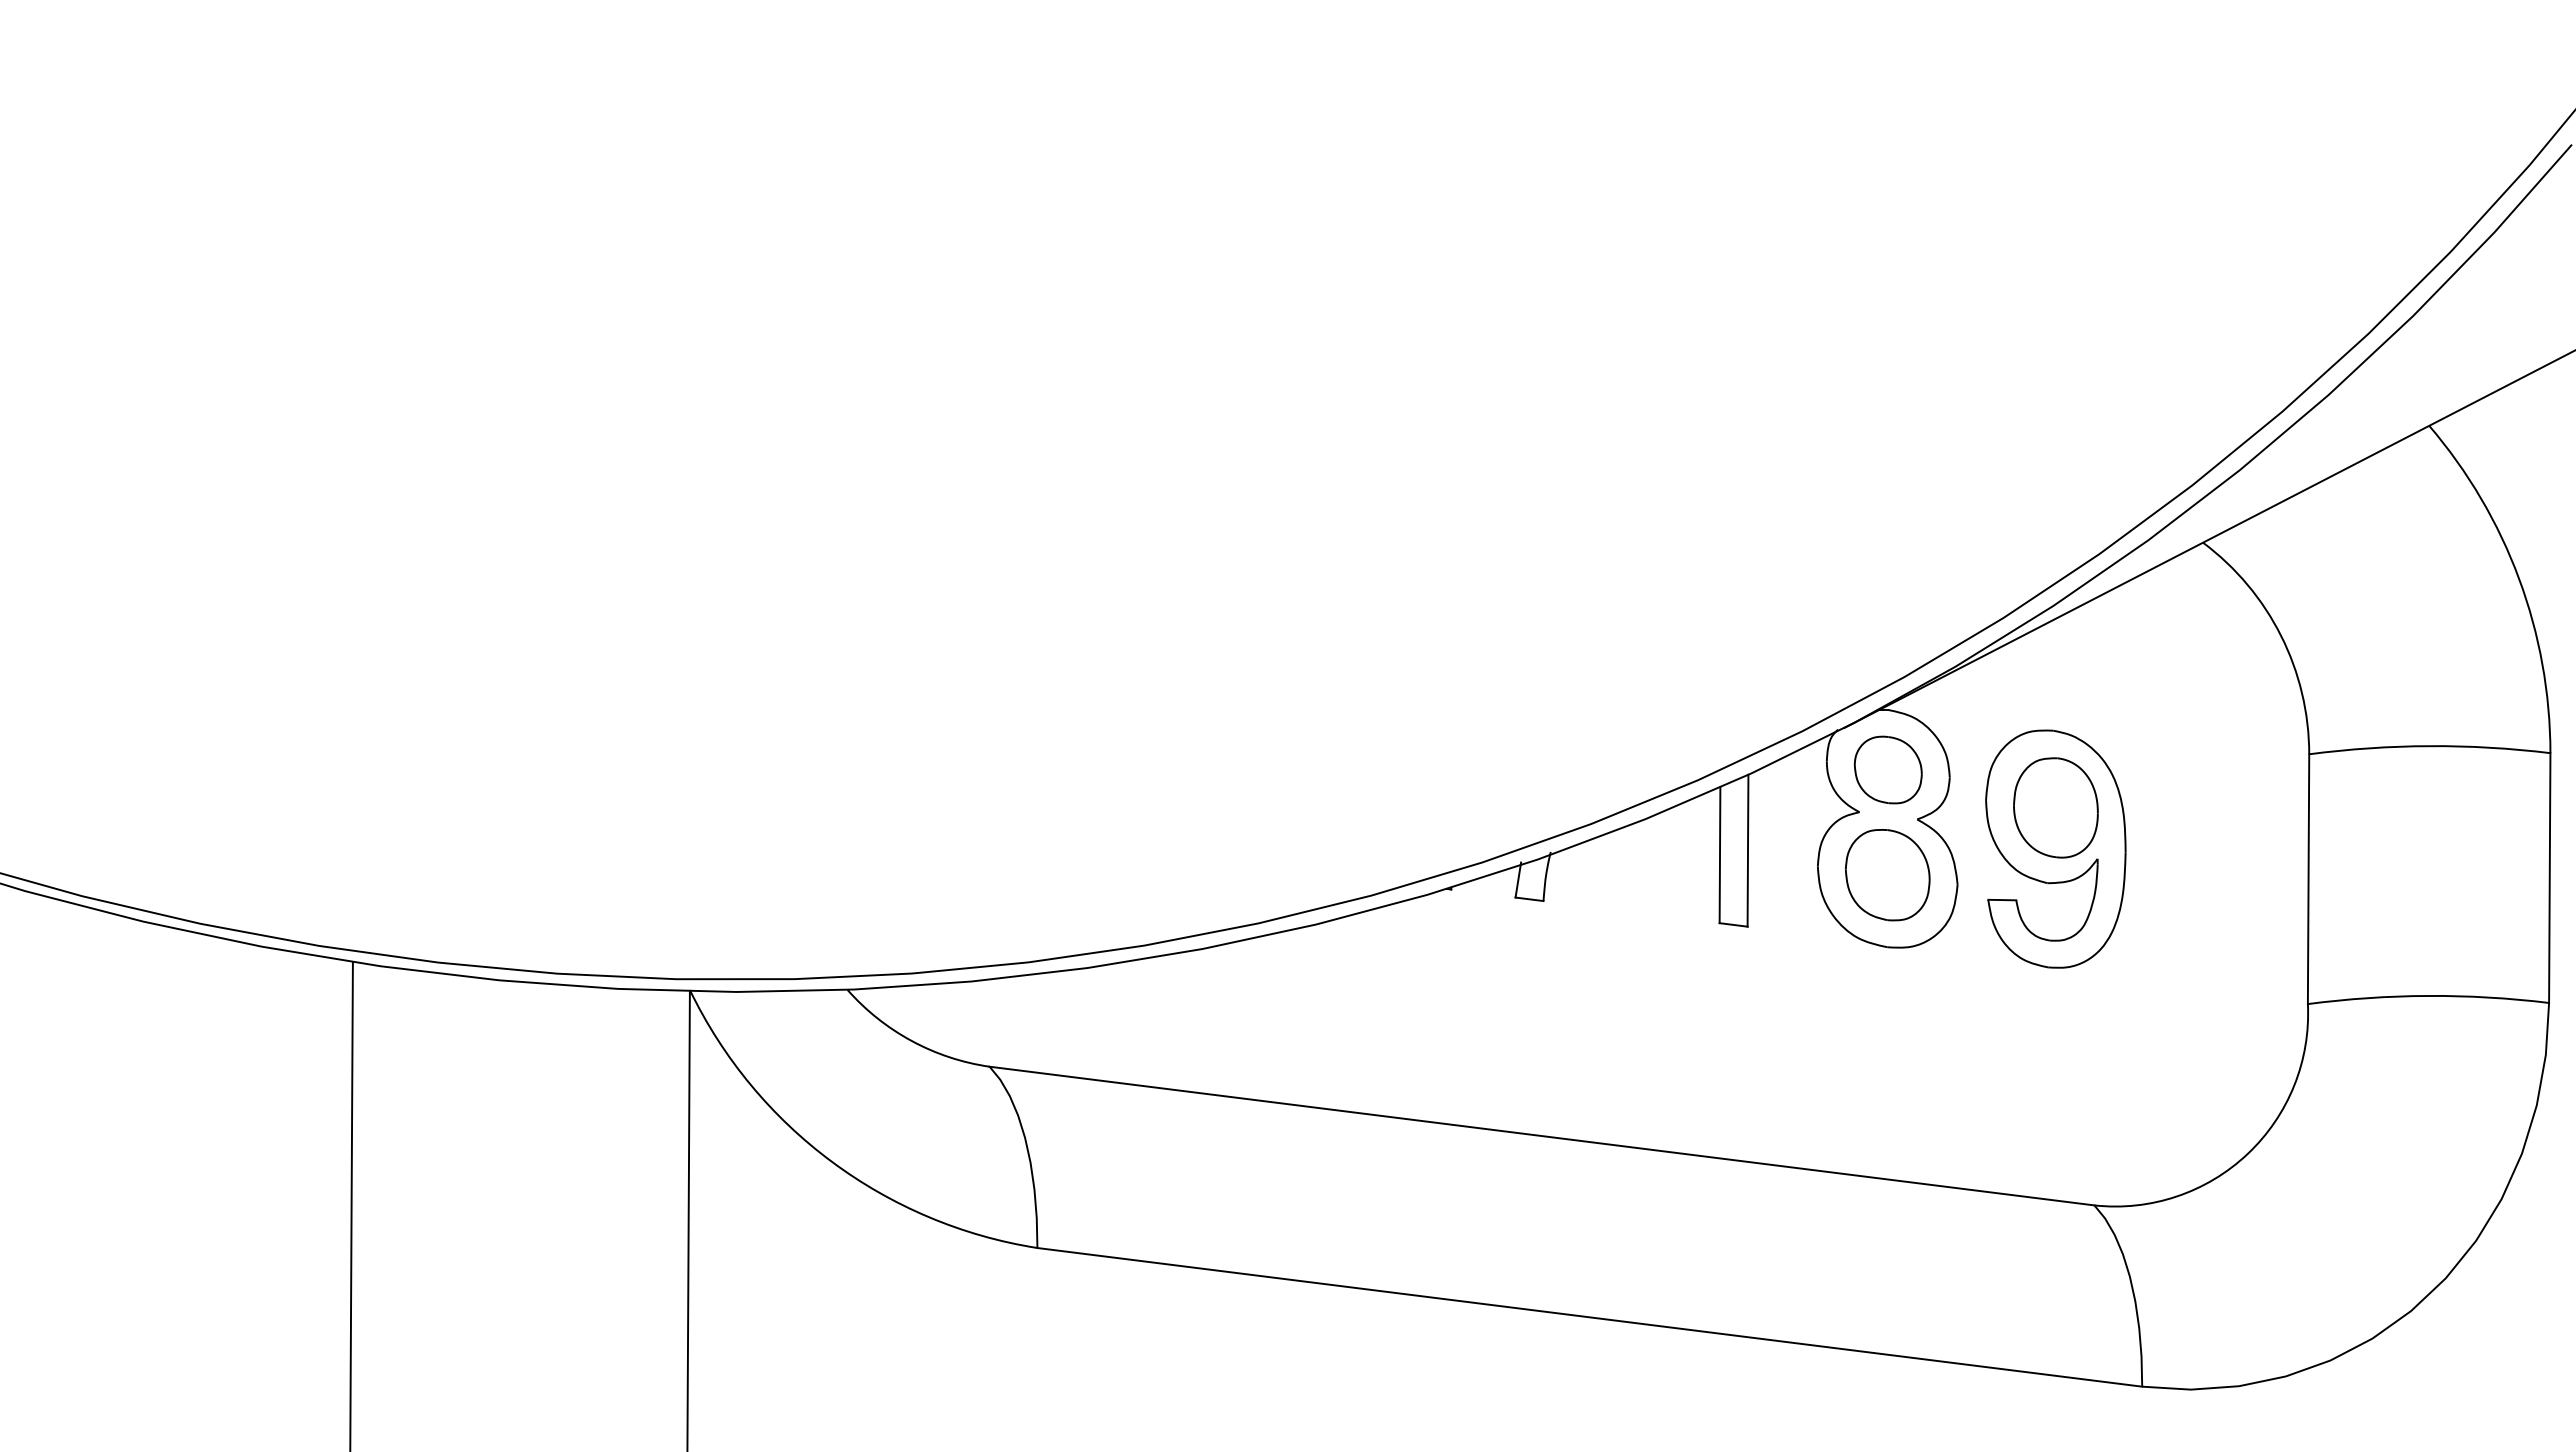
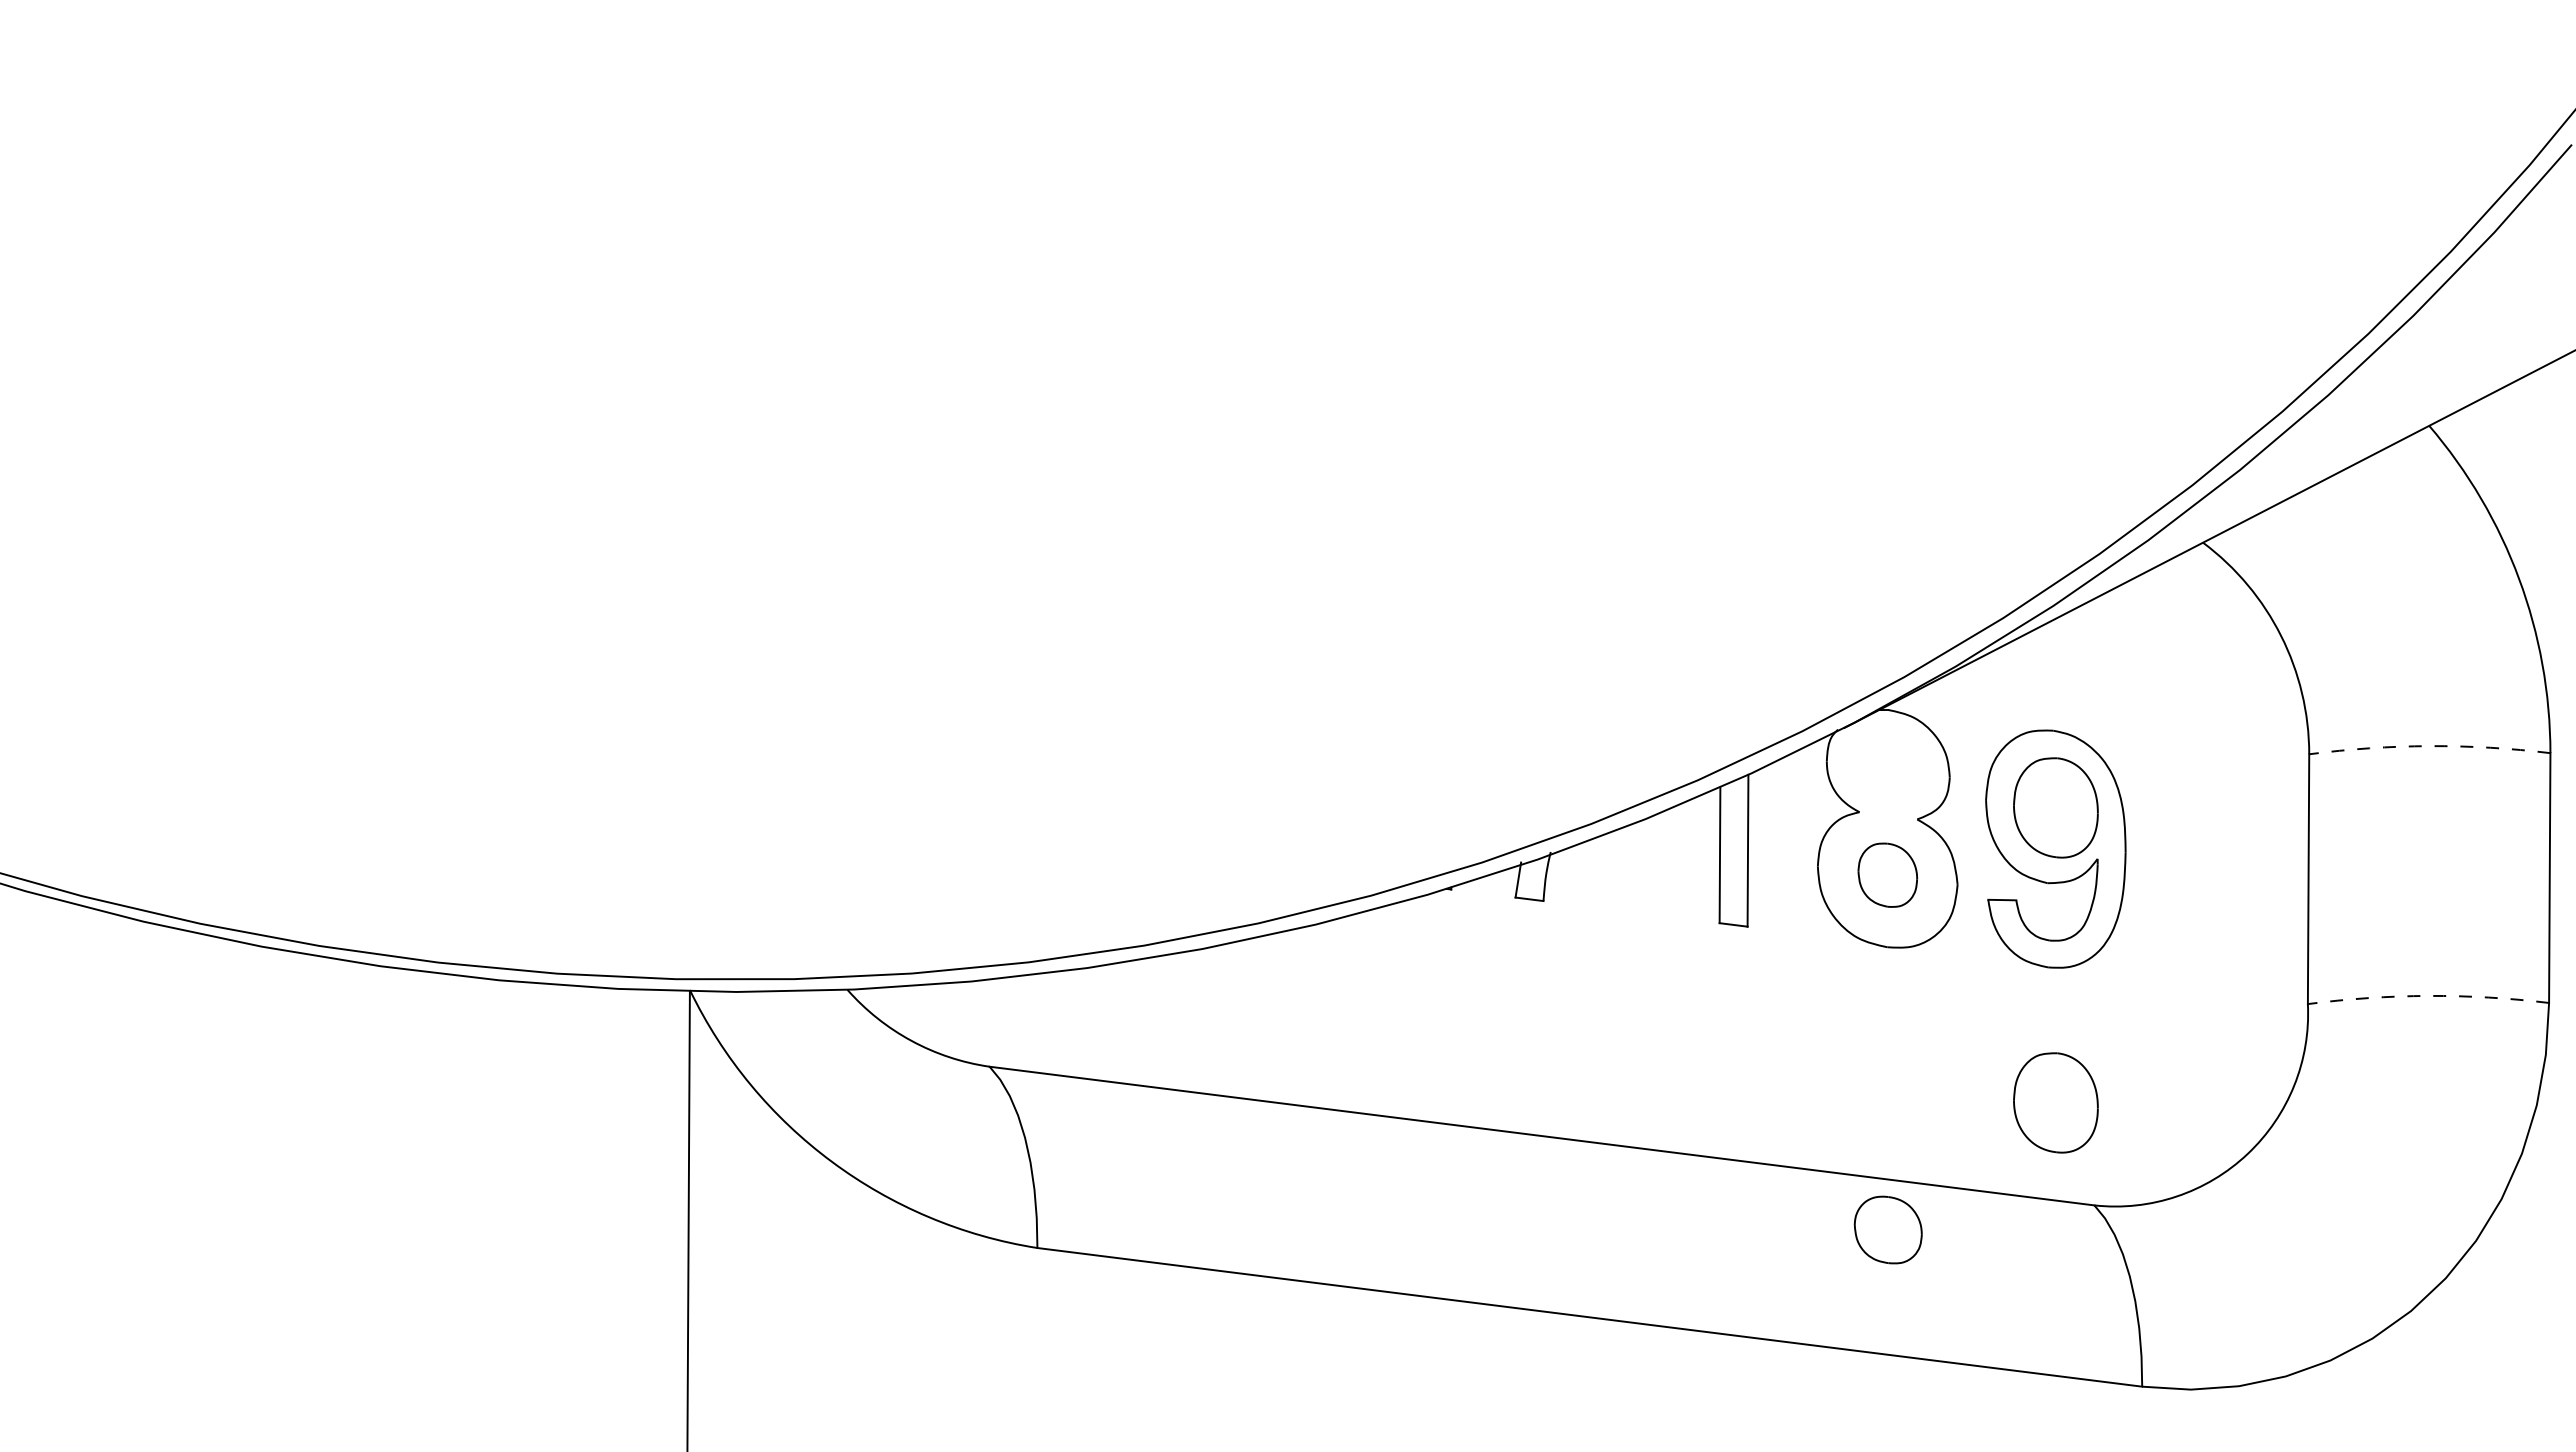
arc: solid -> dashed (2429, 746)
part position: (1887, 769) -> (1887, 1229) (1887, 1229)
part size: 86x93 px -> 62x66 px (1887, 874)
arc: solid -> dashed (2428, 995)
part: none -> present (2055, 1102)
line: present -> none (351, 1205)
